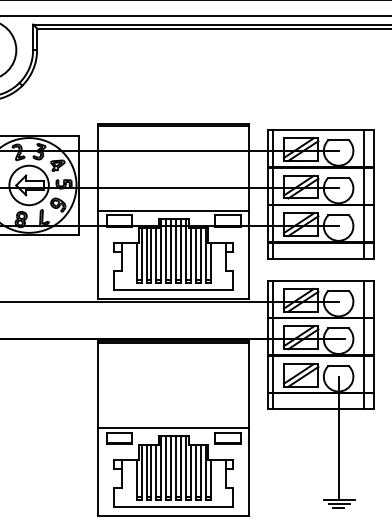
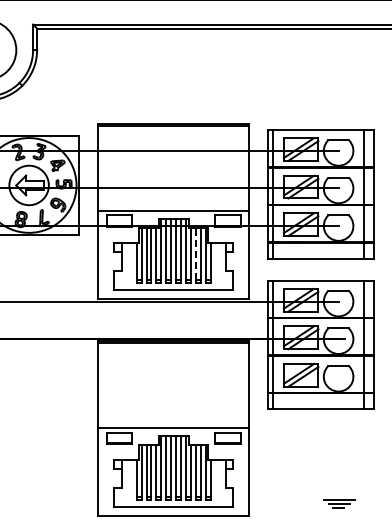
line: present -> none (195, 15)
line: solid -> dashed (195, 253)
line: present -> none (338, 437)
